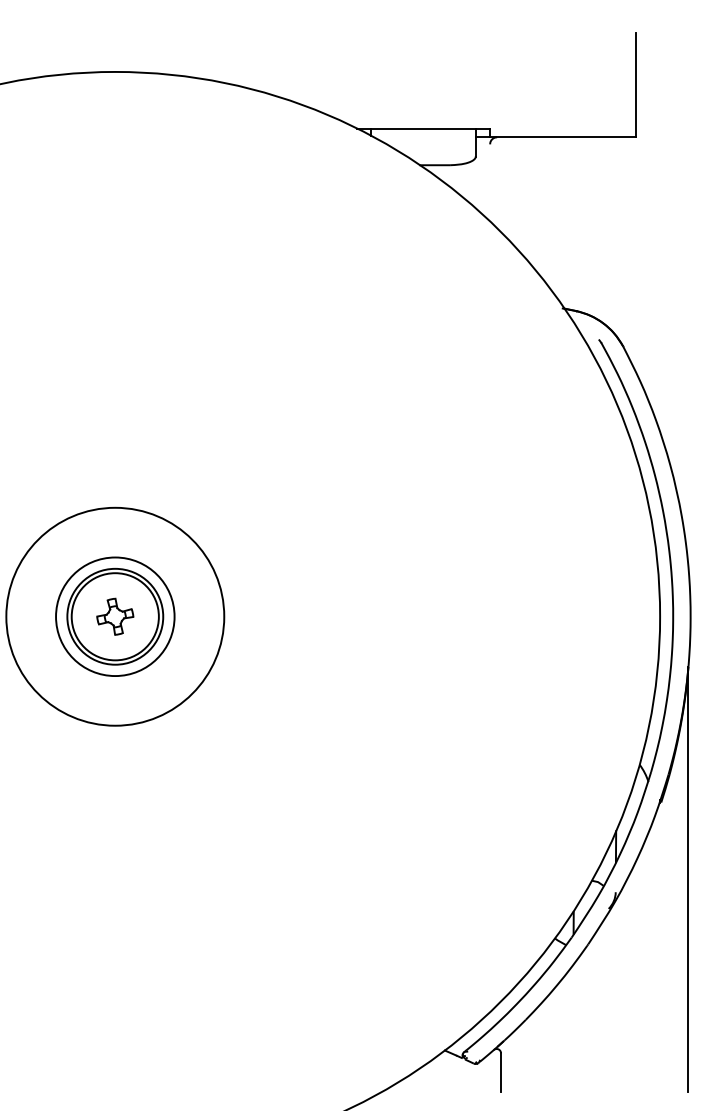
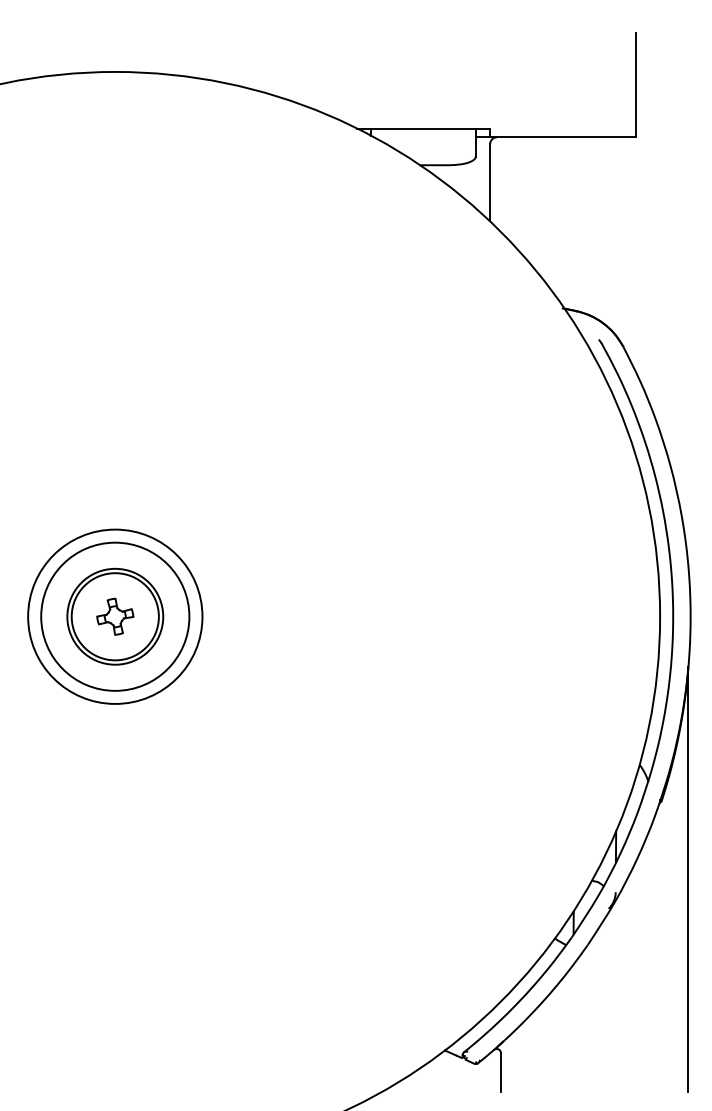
line: none -> present (490, 182)
circle diameter: 119 px -> 148 px (115, 616)
circle diameter: 218 px -> 174 px (115, 616)
